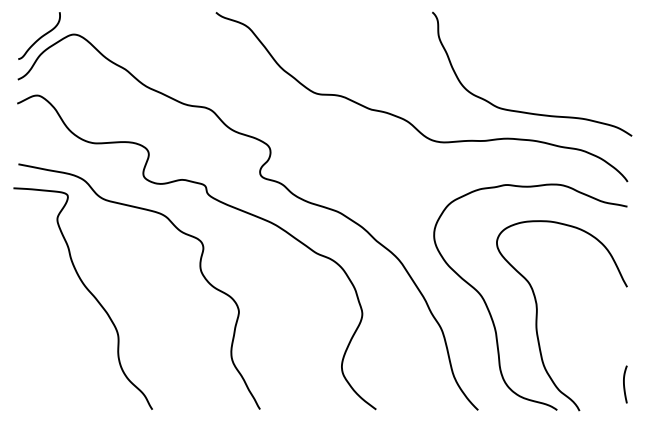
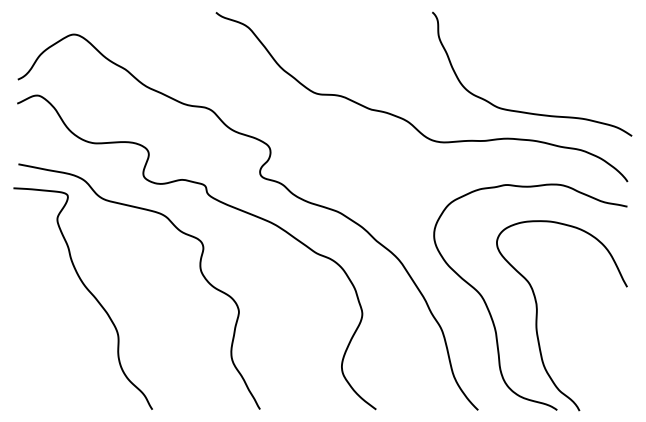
curve: present -> none (40, 36)
curve: present -> none (624, 384)
